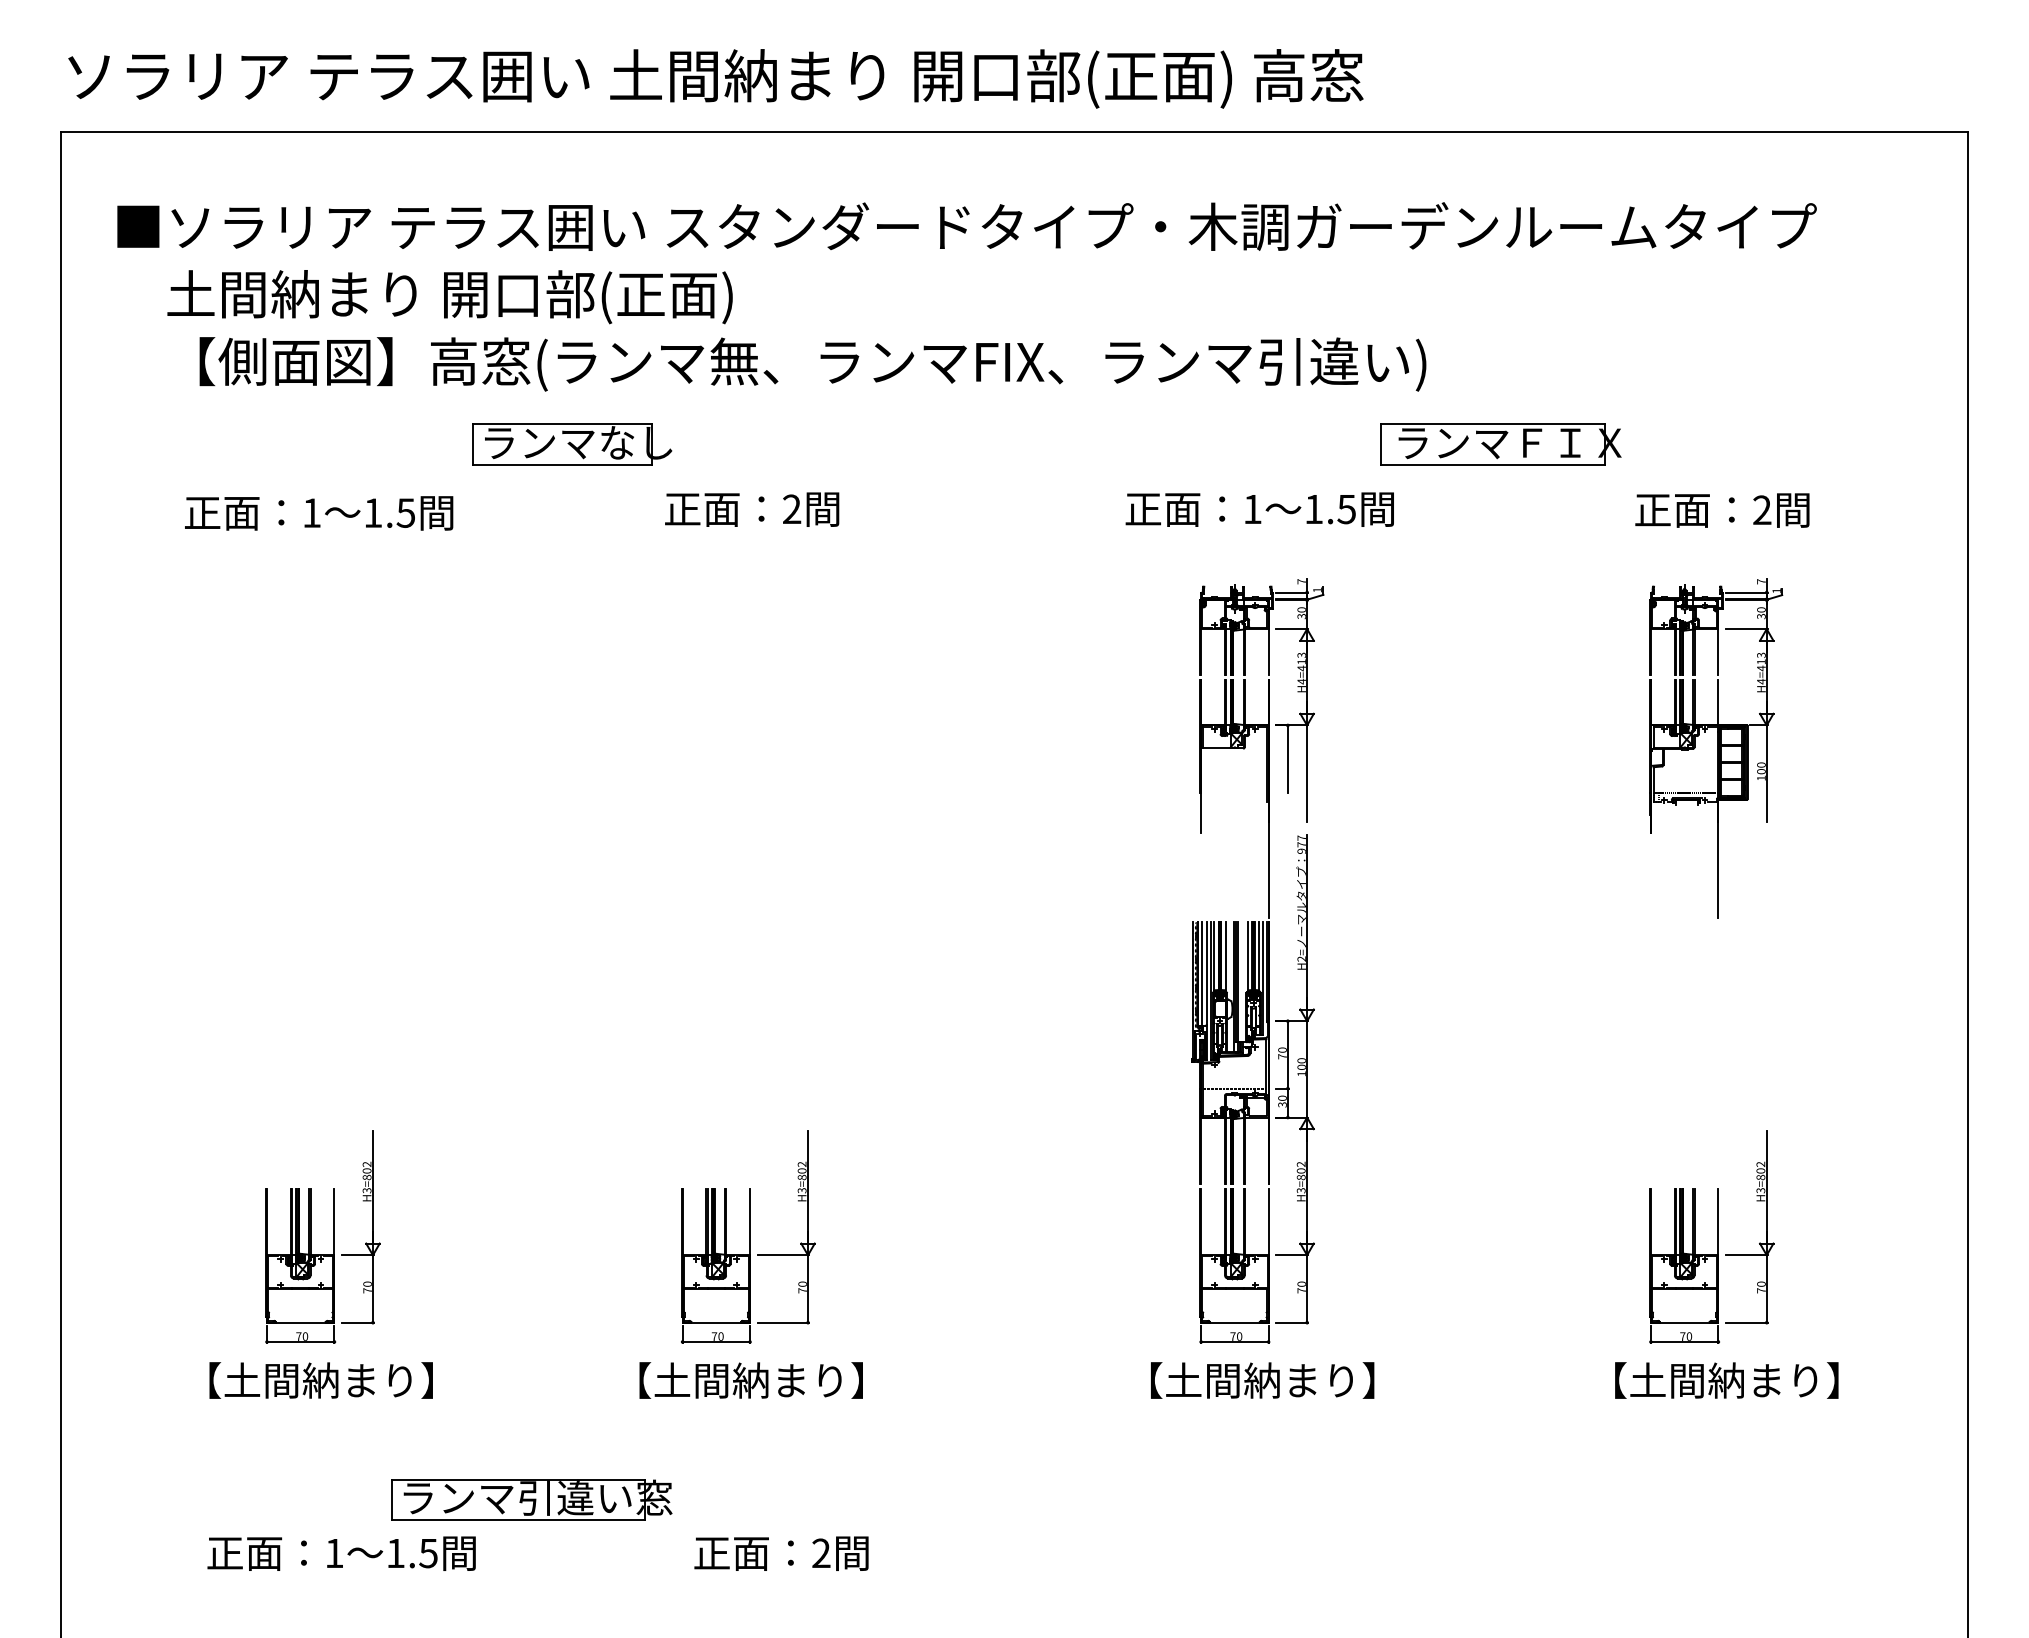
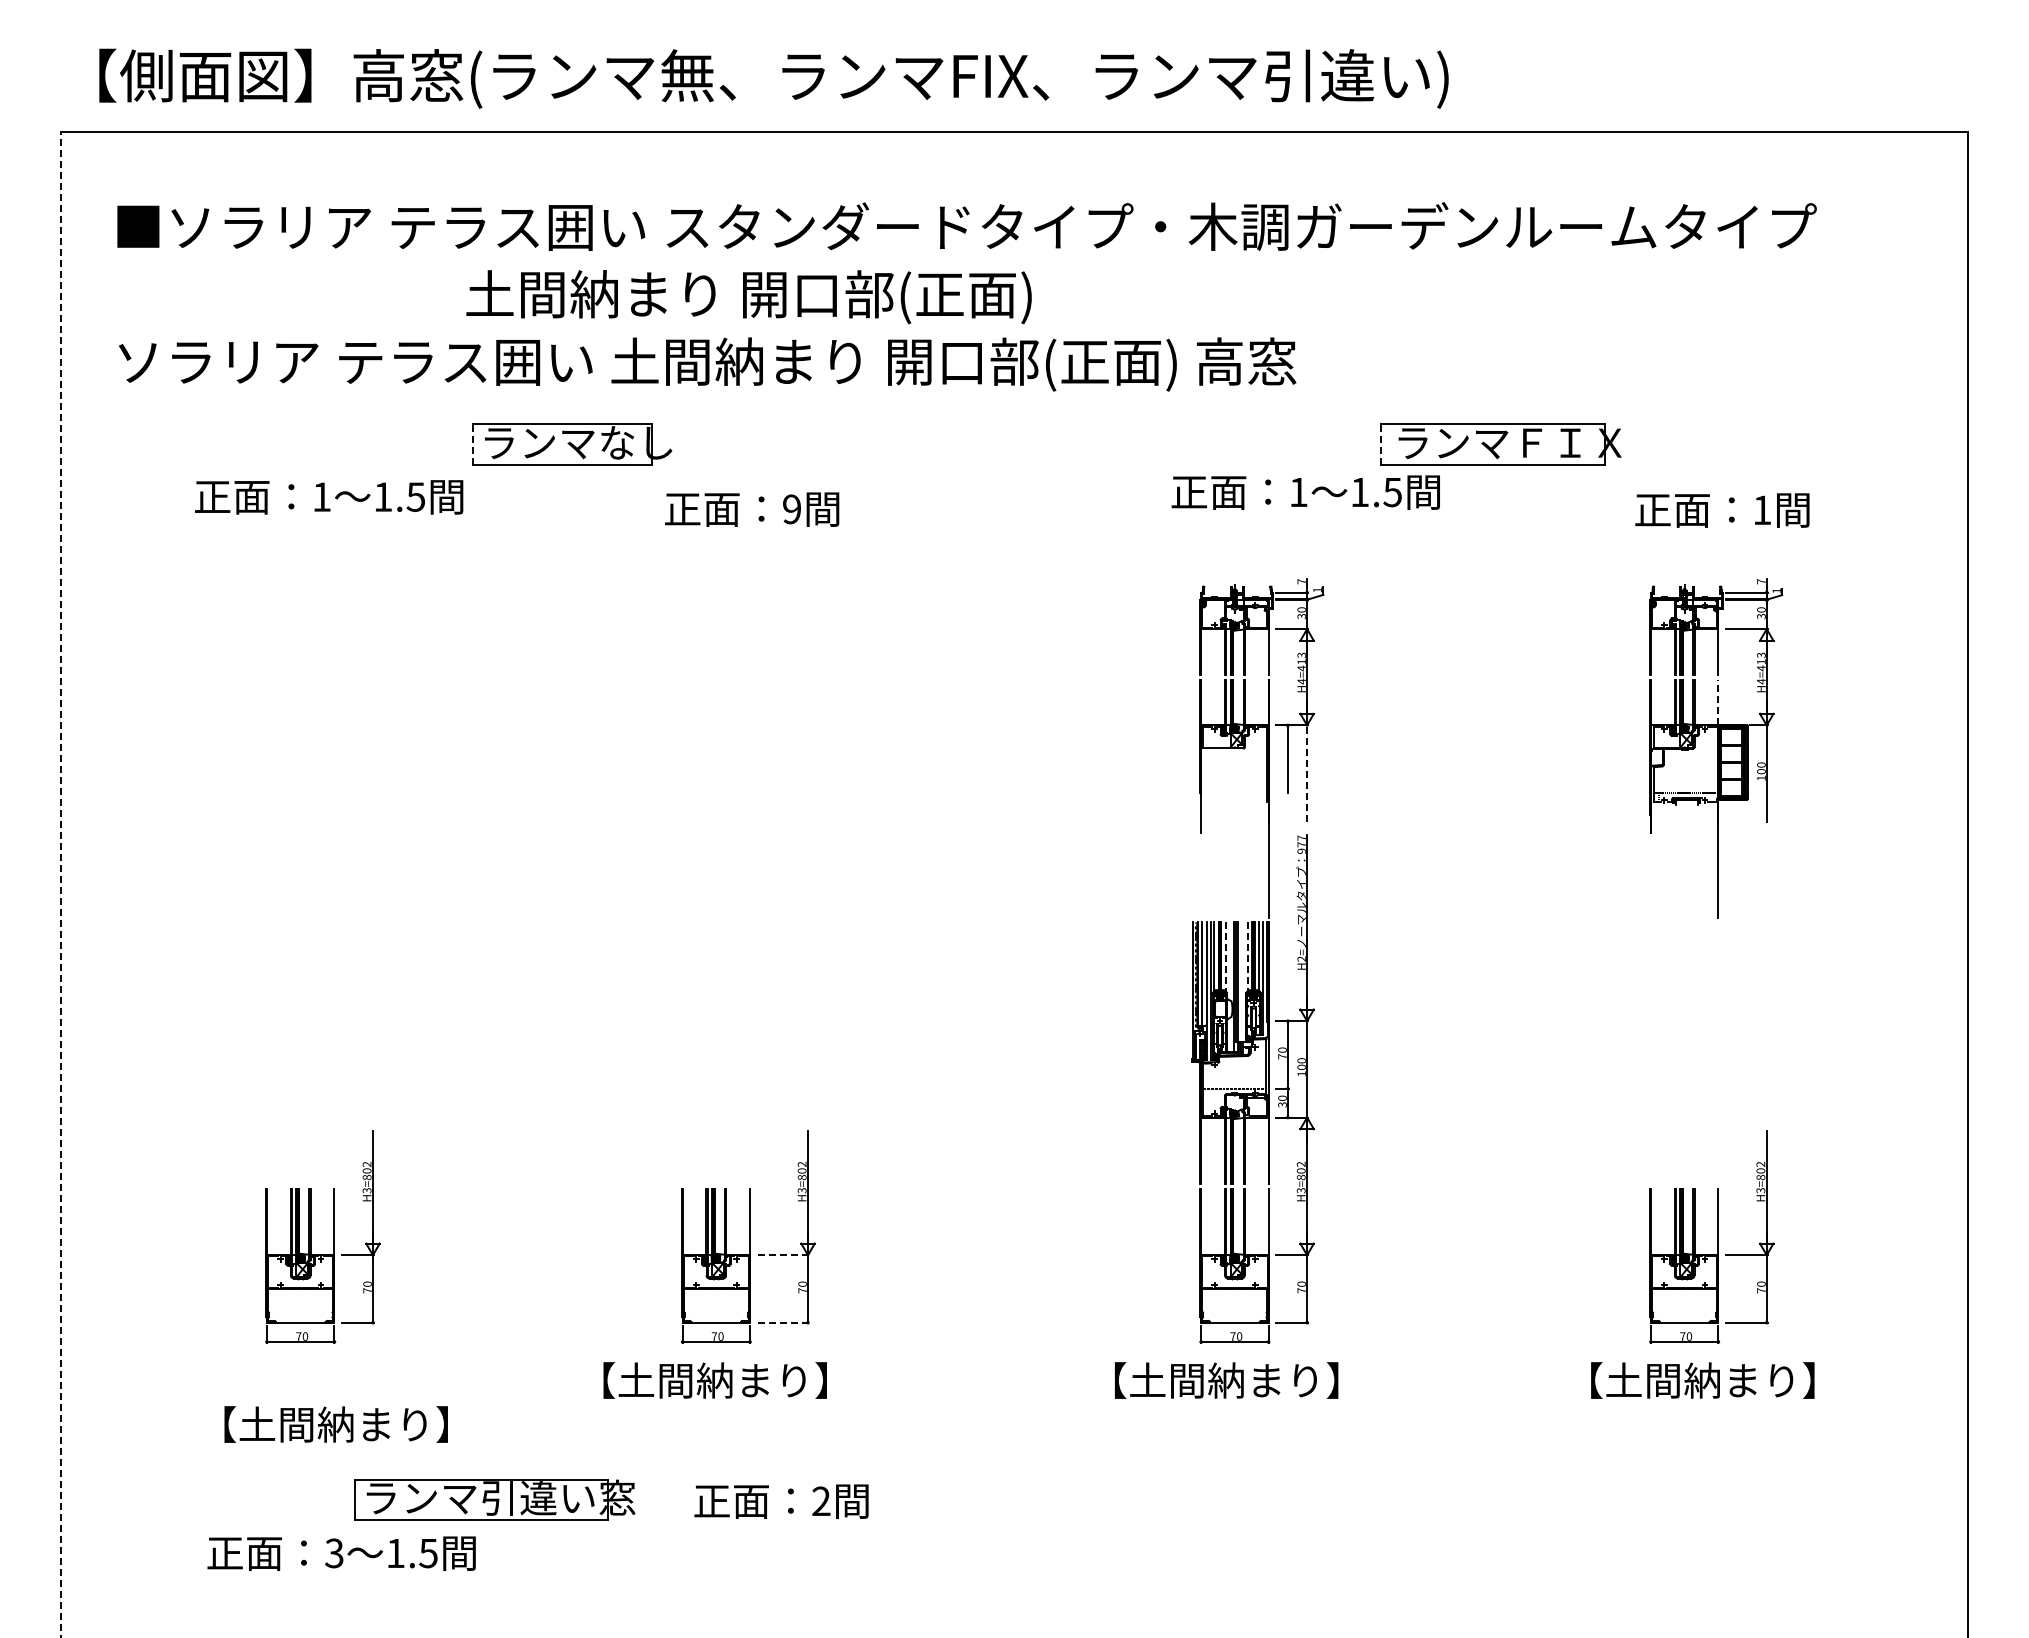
text: ソラリア テラス囲い 土間納まり 開口部(正面) 高窓 -> 【側面図】高窓(ランマ無、ランマFIX、ランマ引違い) (758, 78)
text position: (449, 297) -> (748, 297) (748, 297)
text: 【側面図】高窓(ランマ無、ランマFIX、ランマ引違い) -> ソラリア テラス囲い 土間納まり 開口部(正面) 高窓 (772, 364)
line: solid -> dashed (472, 444)
line: solid -> dashed (1381, 444)
text: 2 -> 9 (792, 509)
text position: (1259, 509) -> (1305, 492) (1305, 492)
text: 2 -> 1 (1762, 509)
text position: (319, 513) -> (329, 497) (329, 497)
line: solid -> dashed (1718, 702)
line: solid -> dashed (1307, 773)
line: solid -> dashed (60, 884)
line: solid -> dashed (1225, 957)
line: solid -> dashed (1247, 957)
line: solid -> dashed (783, 1255)
line: solid -> dashed (783, 1322)
text position: (320, 1380) -> (335, 1424) (335, 1424)
text position: (750, 1380) -> (714, 1380) (714, 1380)
text position: (1262, 1380) -> (1226, 1380) (1226, 1380)
text position: (1726, 1380) -> (1702, 1380) (1702, 1380)
part position: (531, 1499) -> (494, 1499) (494, 1499)
text: 1 -> 3 (334, 1553)
text position: (781, 1553) -> (781, 1501) (781, 1501)
